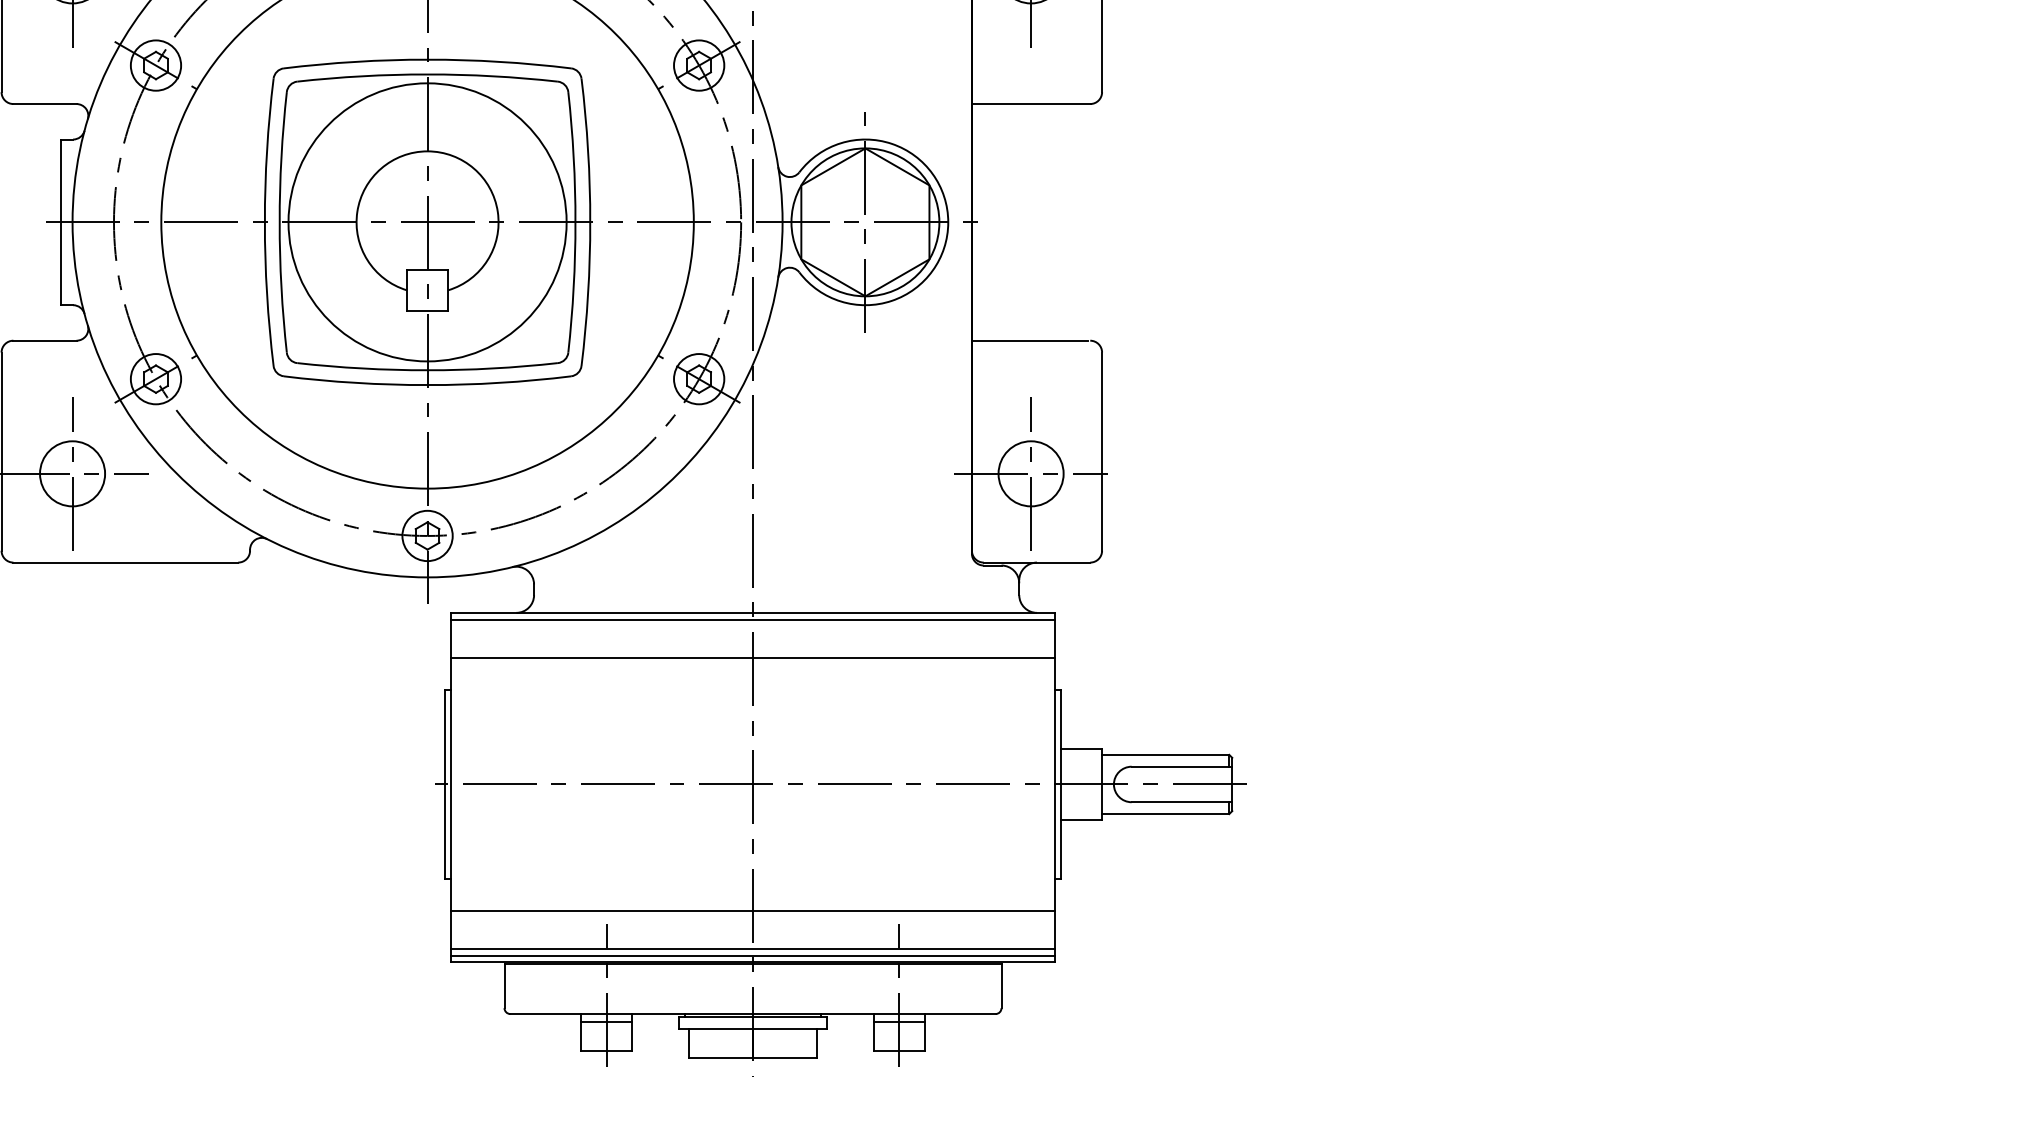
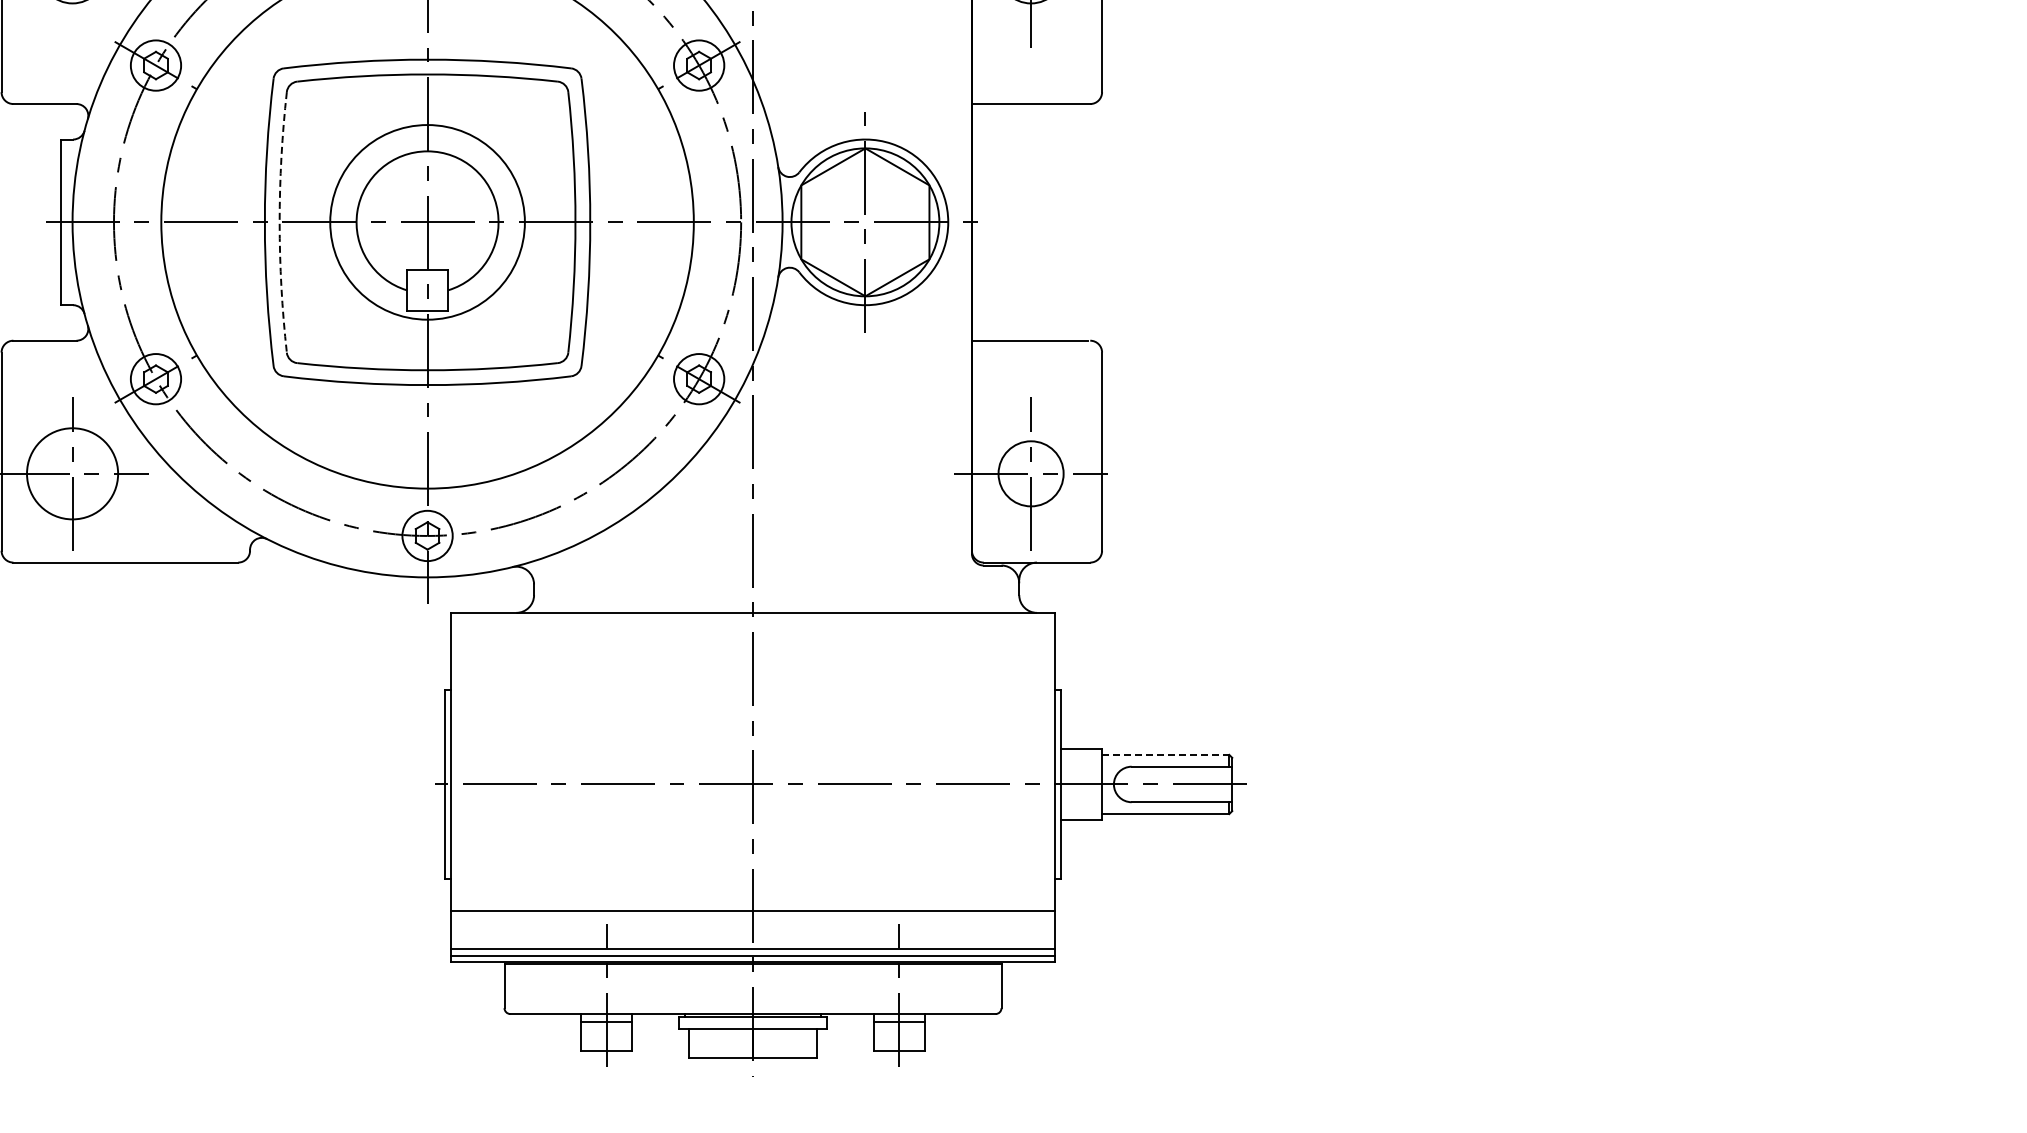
line: present -> none (72, 24)
arc: solid -> dashed (279, 222)
circle diameter: 278 px -> 195 px (427, 222)
circle diameter: 65 px -> 91 px (72, 473)
line: present -> none (752, 620)
line: present -> none (752, 658)
line: solid -> dashed (1165, 754)
